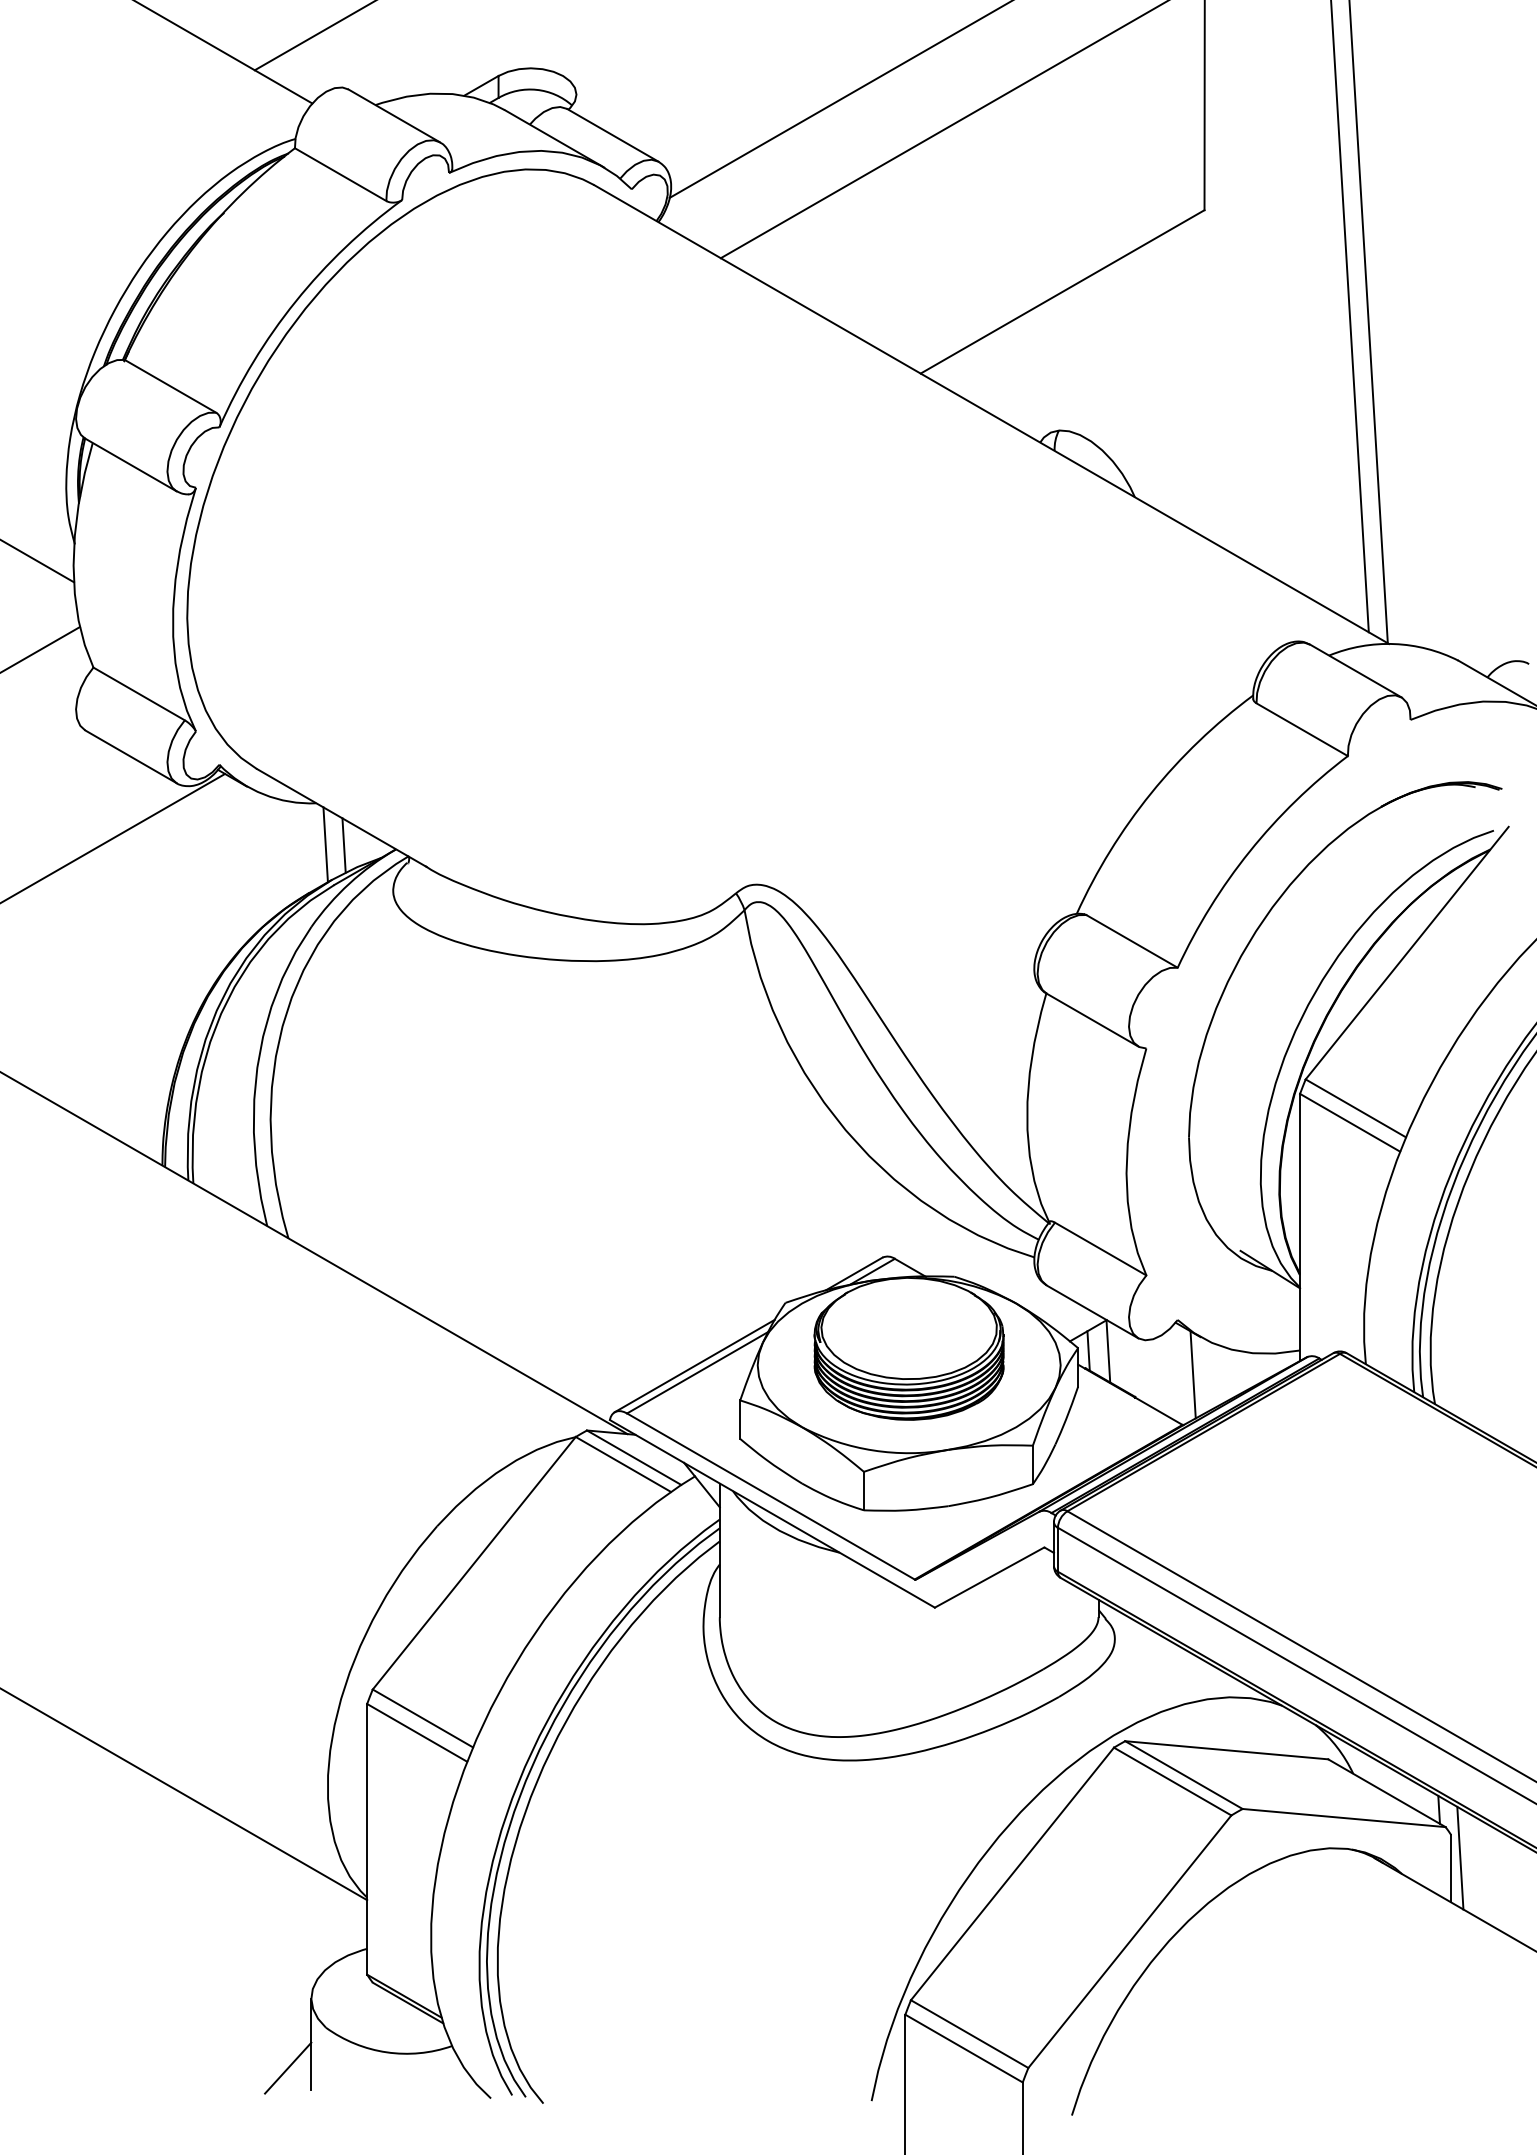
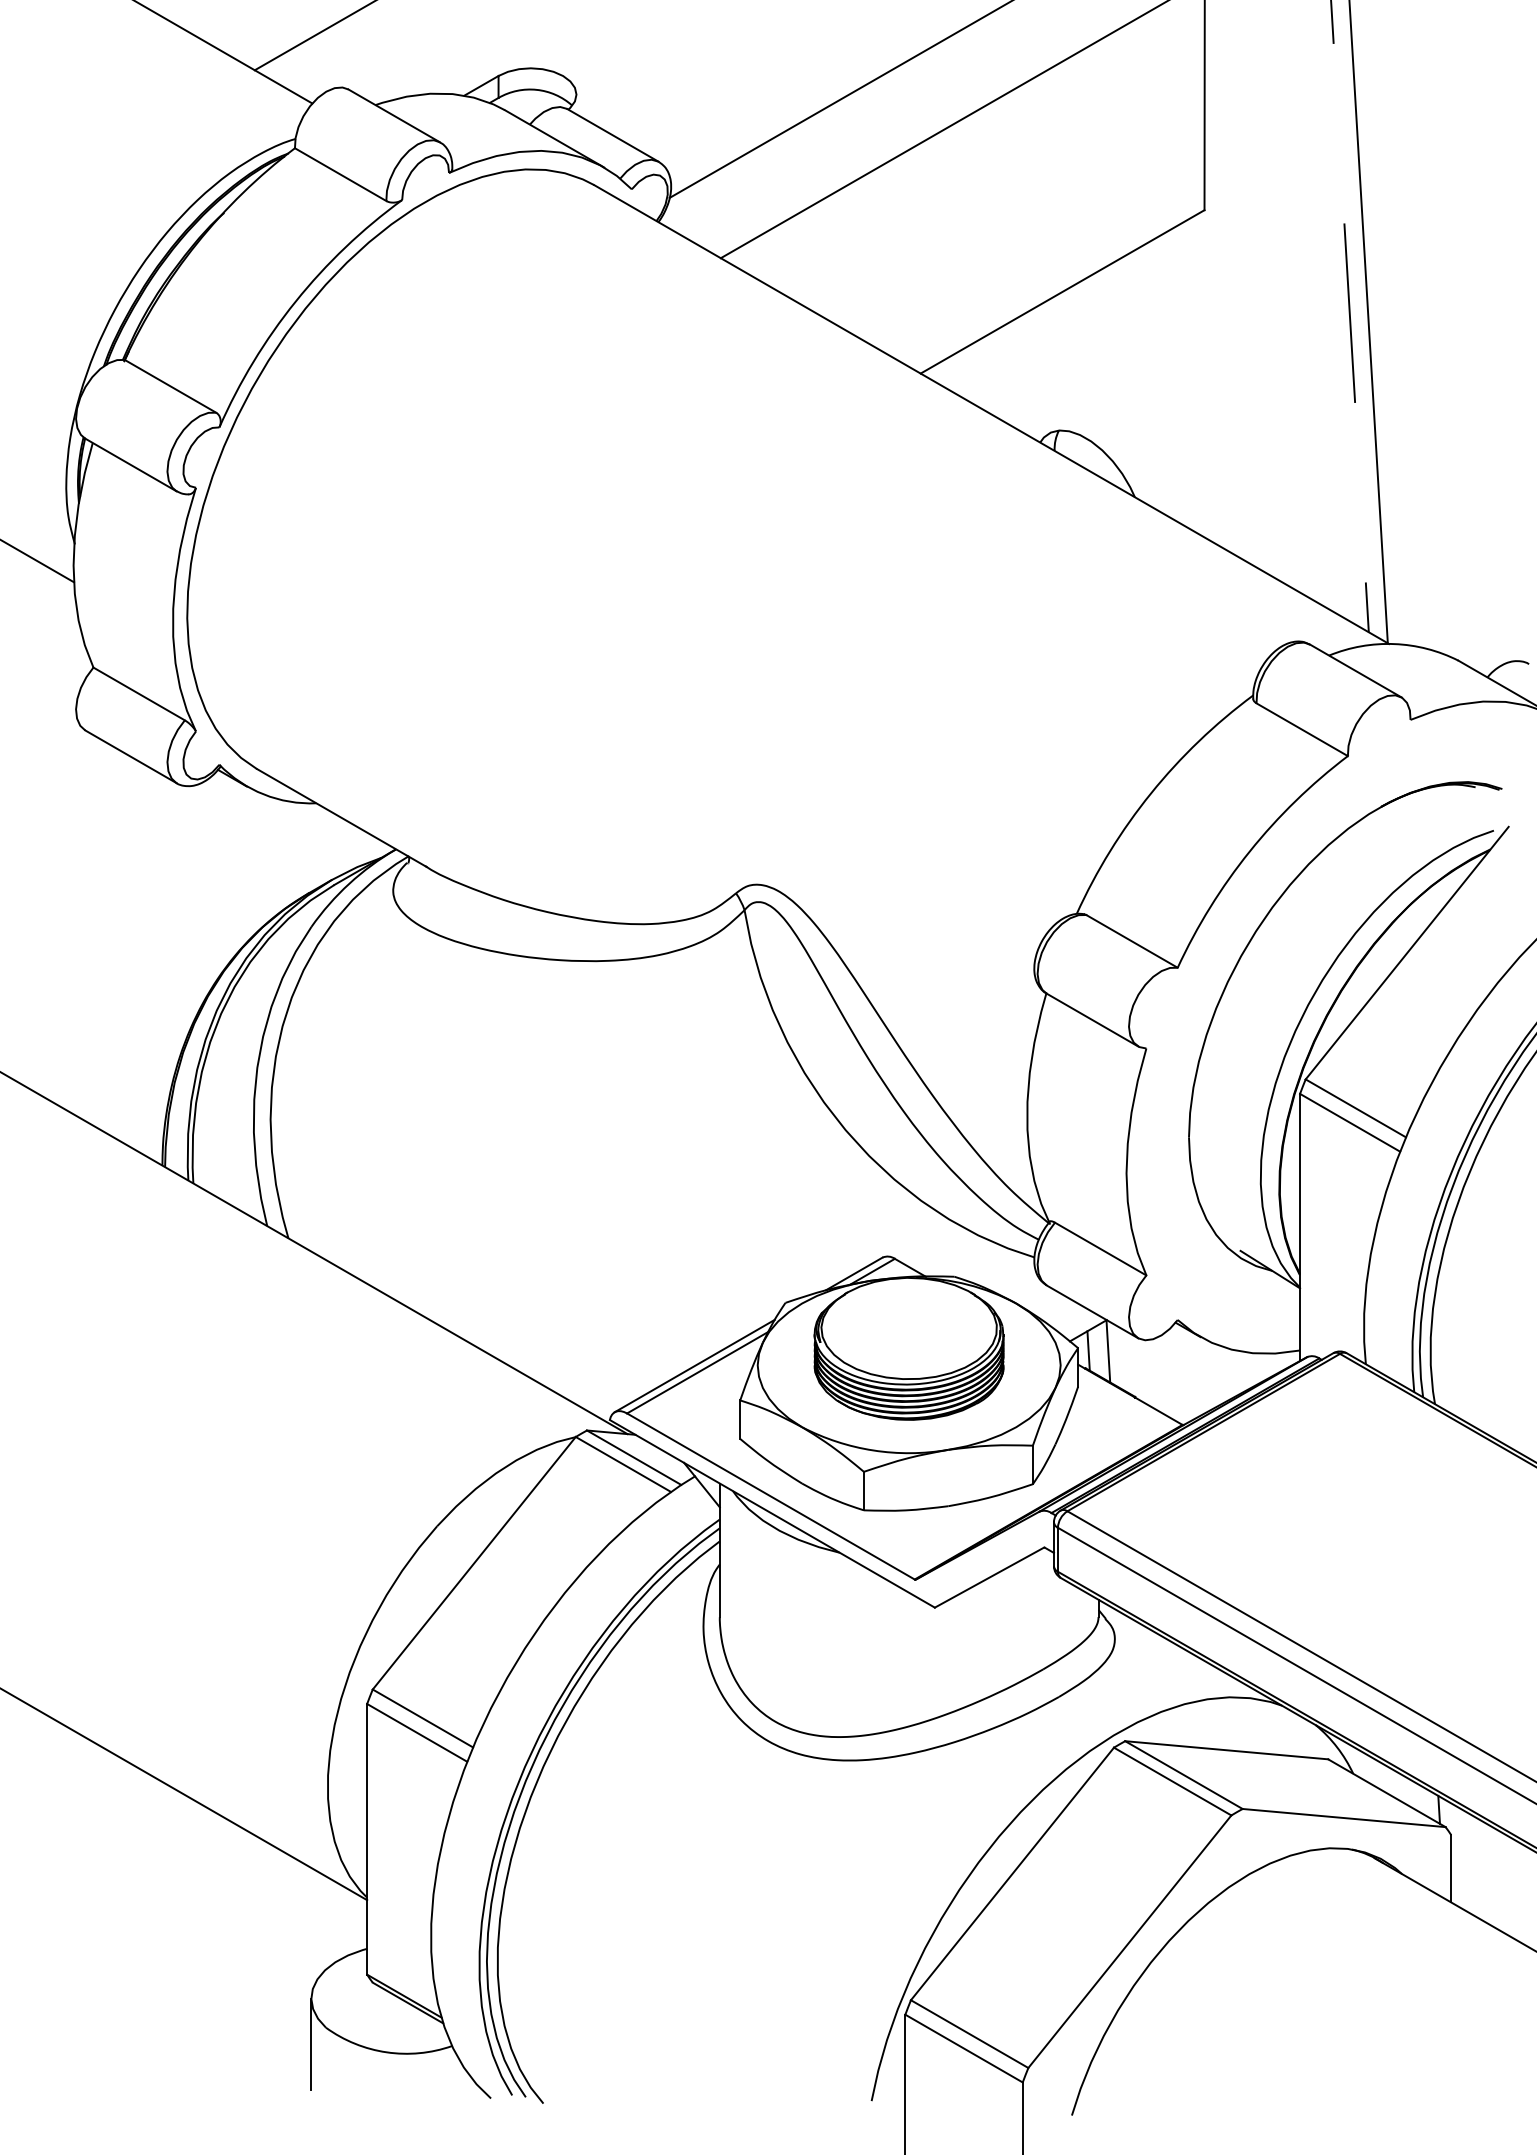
line: solid -> dashed (1349, 316)
line: present -> none (40, 649)
line: present -> none (113, 837)
line: present -> none (325, 844)
line: present -> none (343, 845)
line: present -> none (1192, 1374)
line: present -> none (1460, 1857)
line: present -> none (288, 2067)
